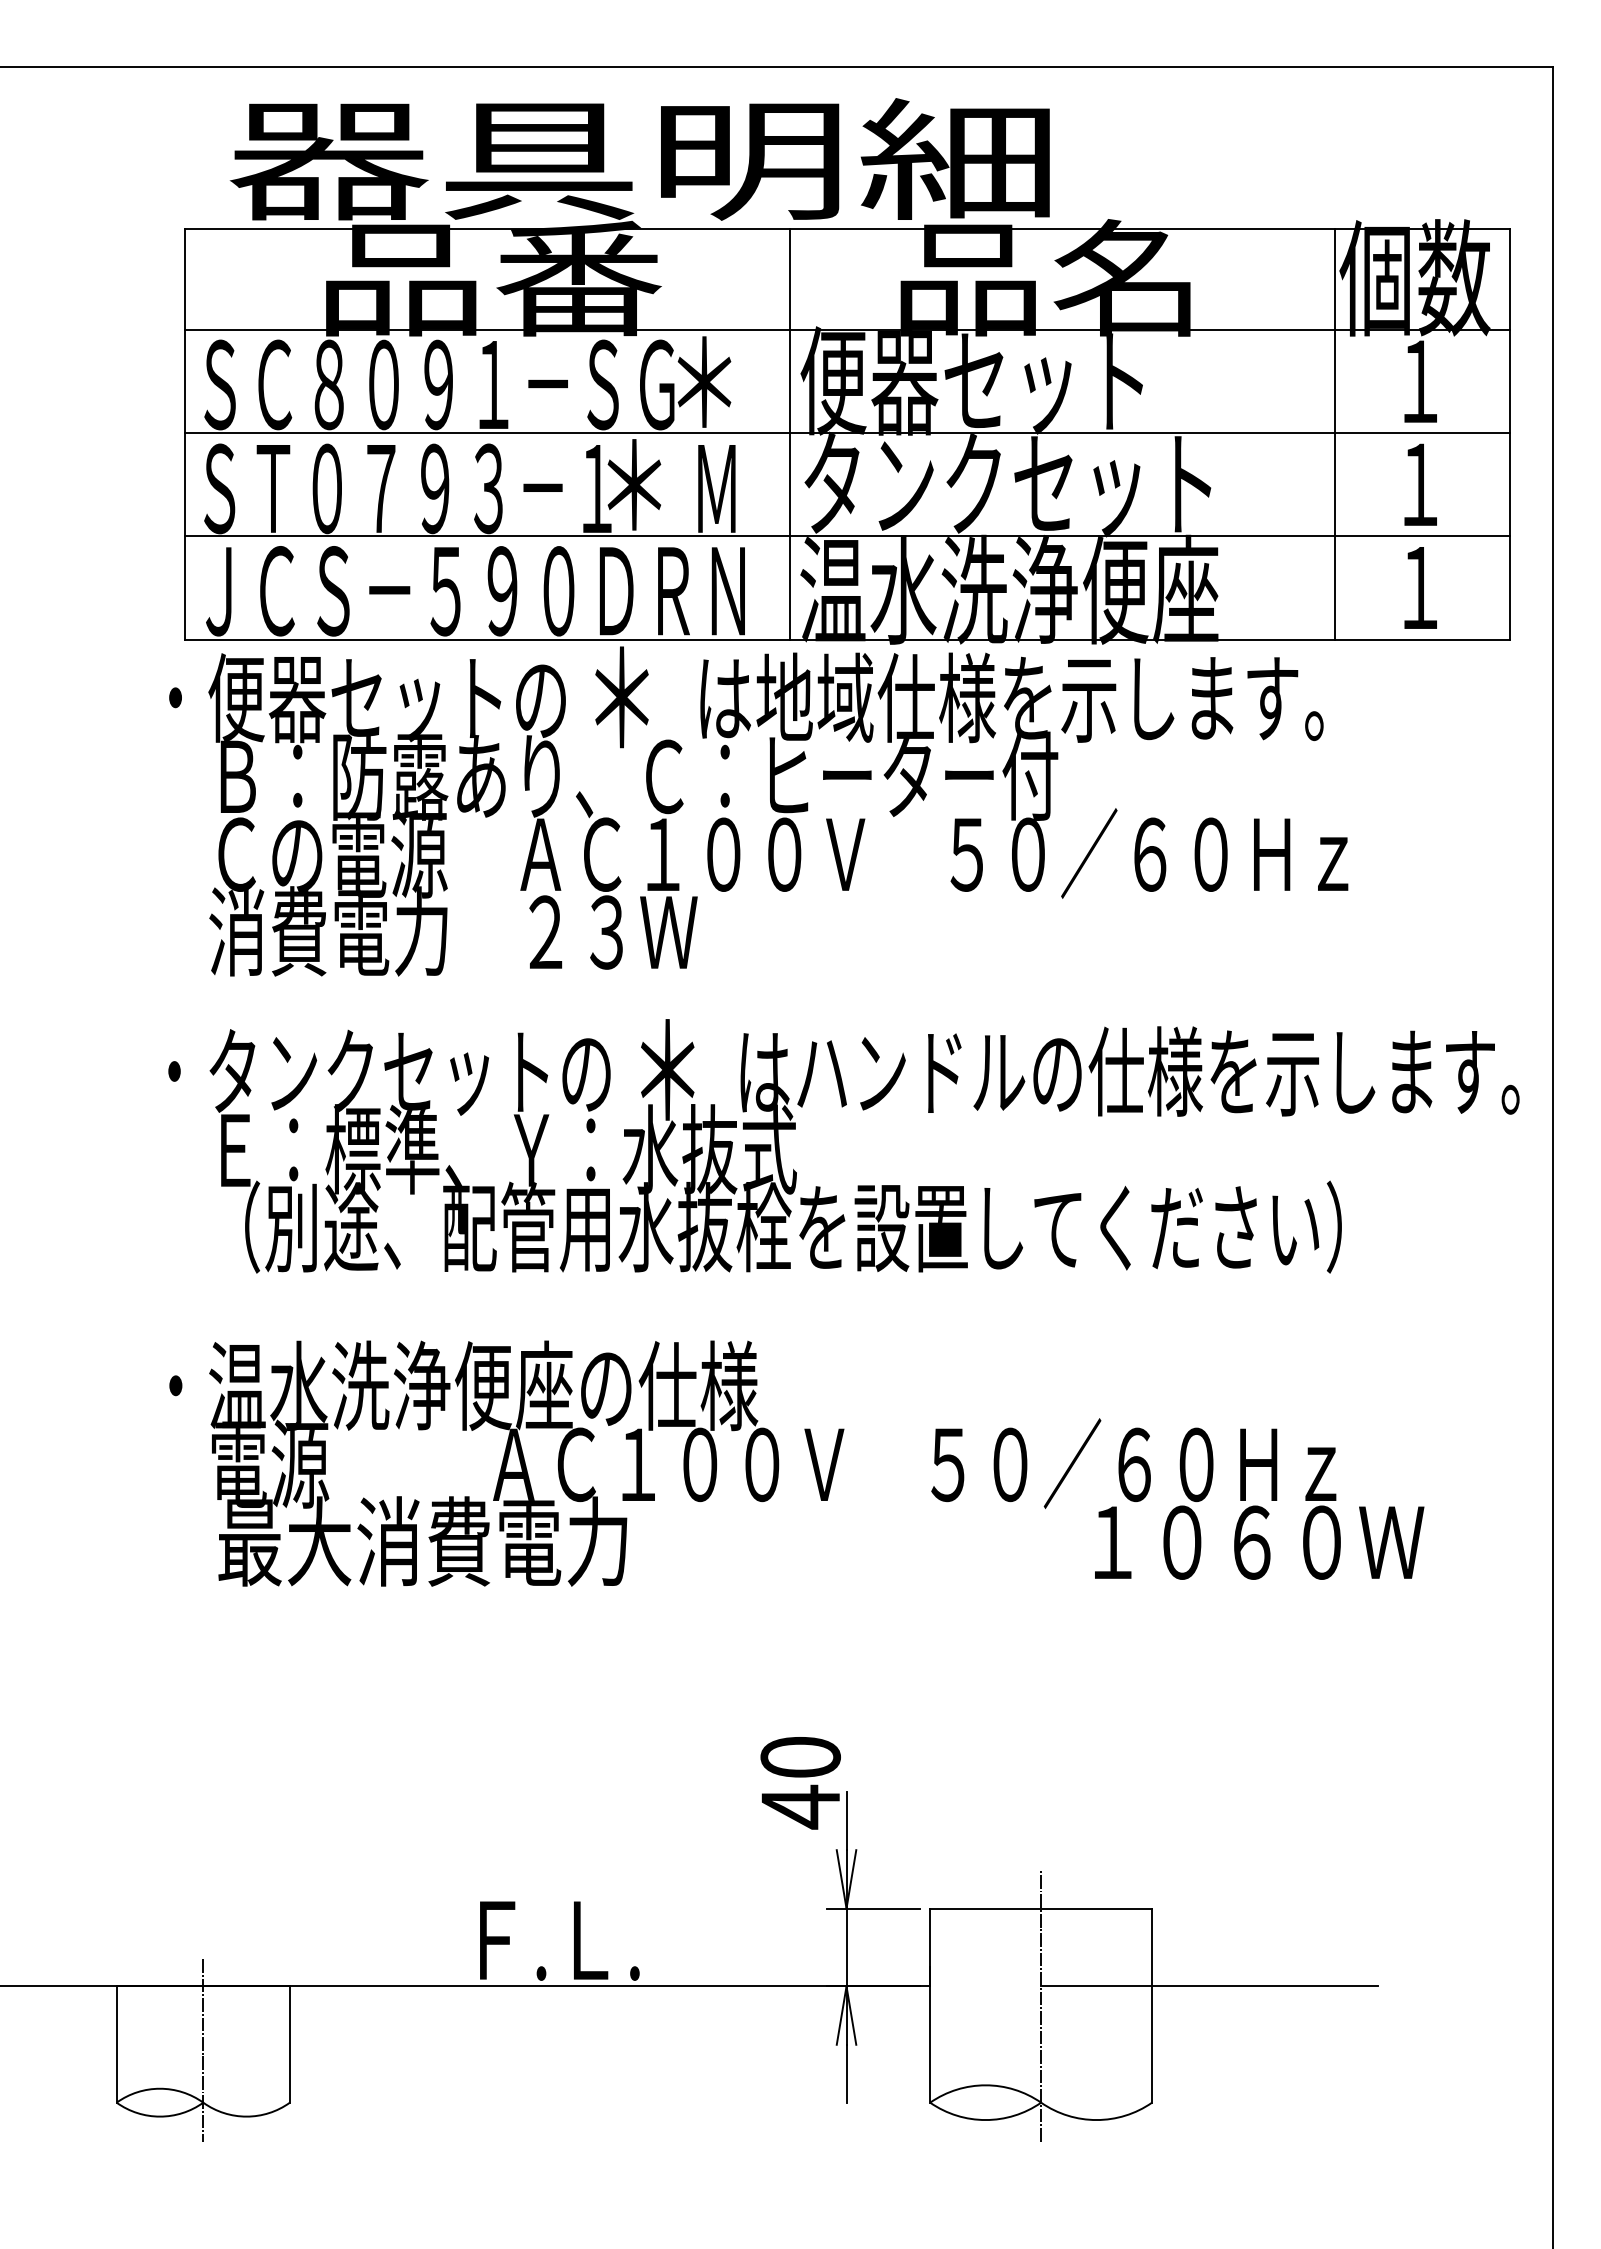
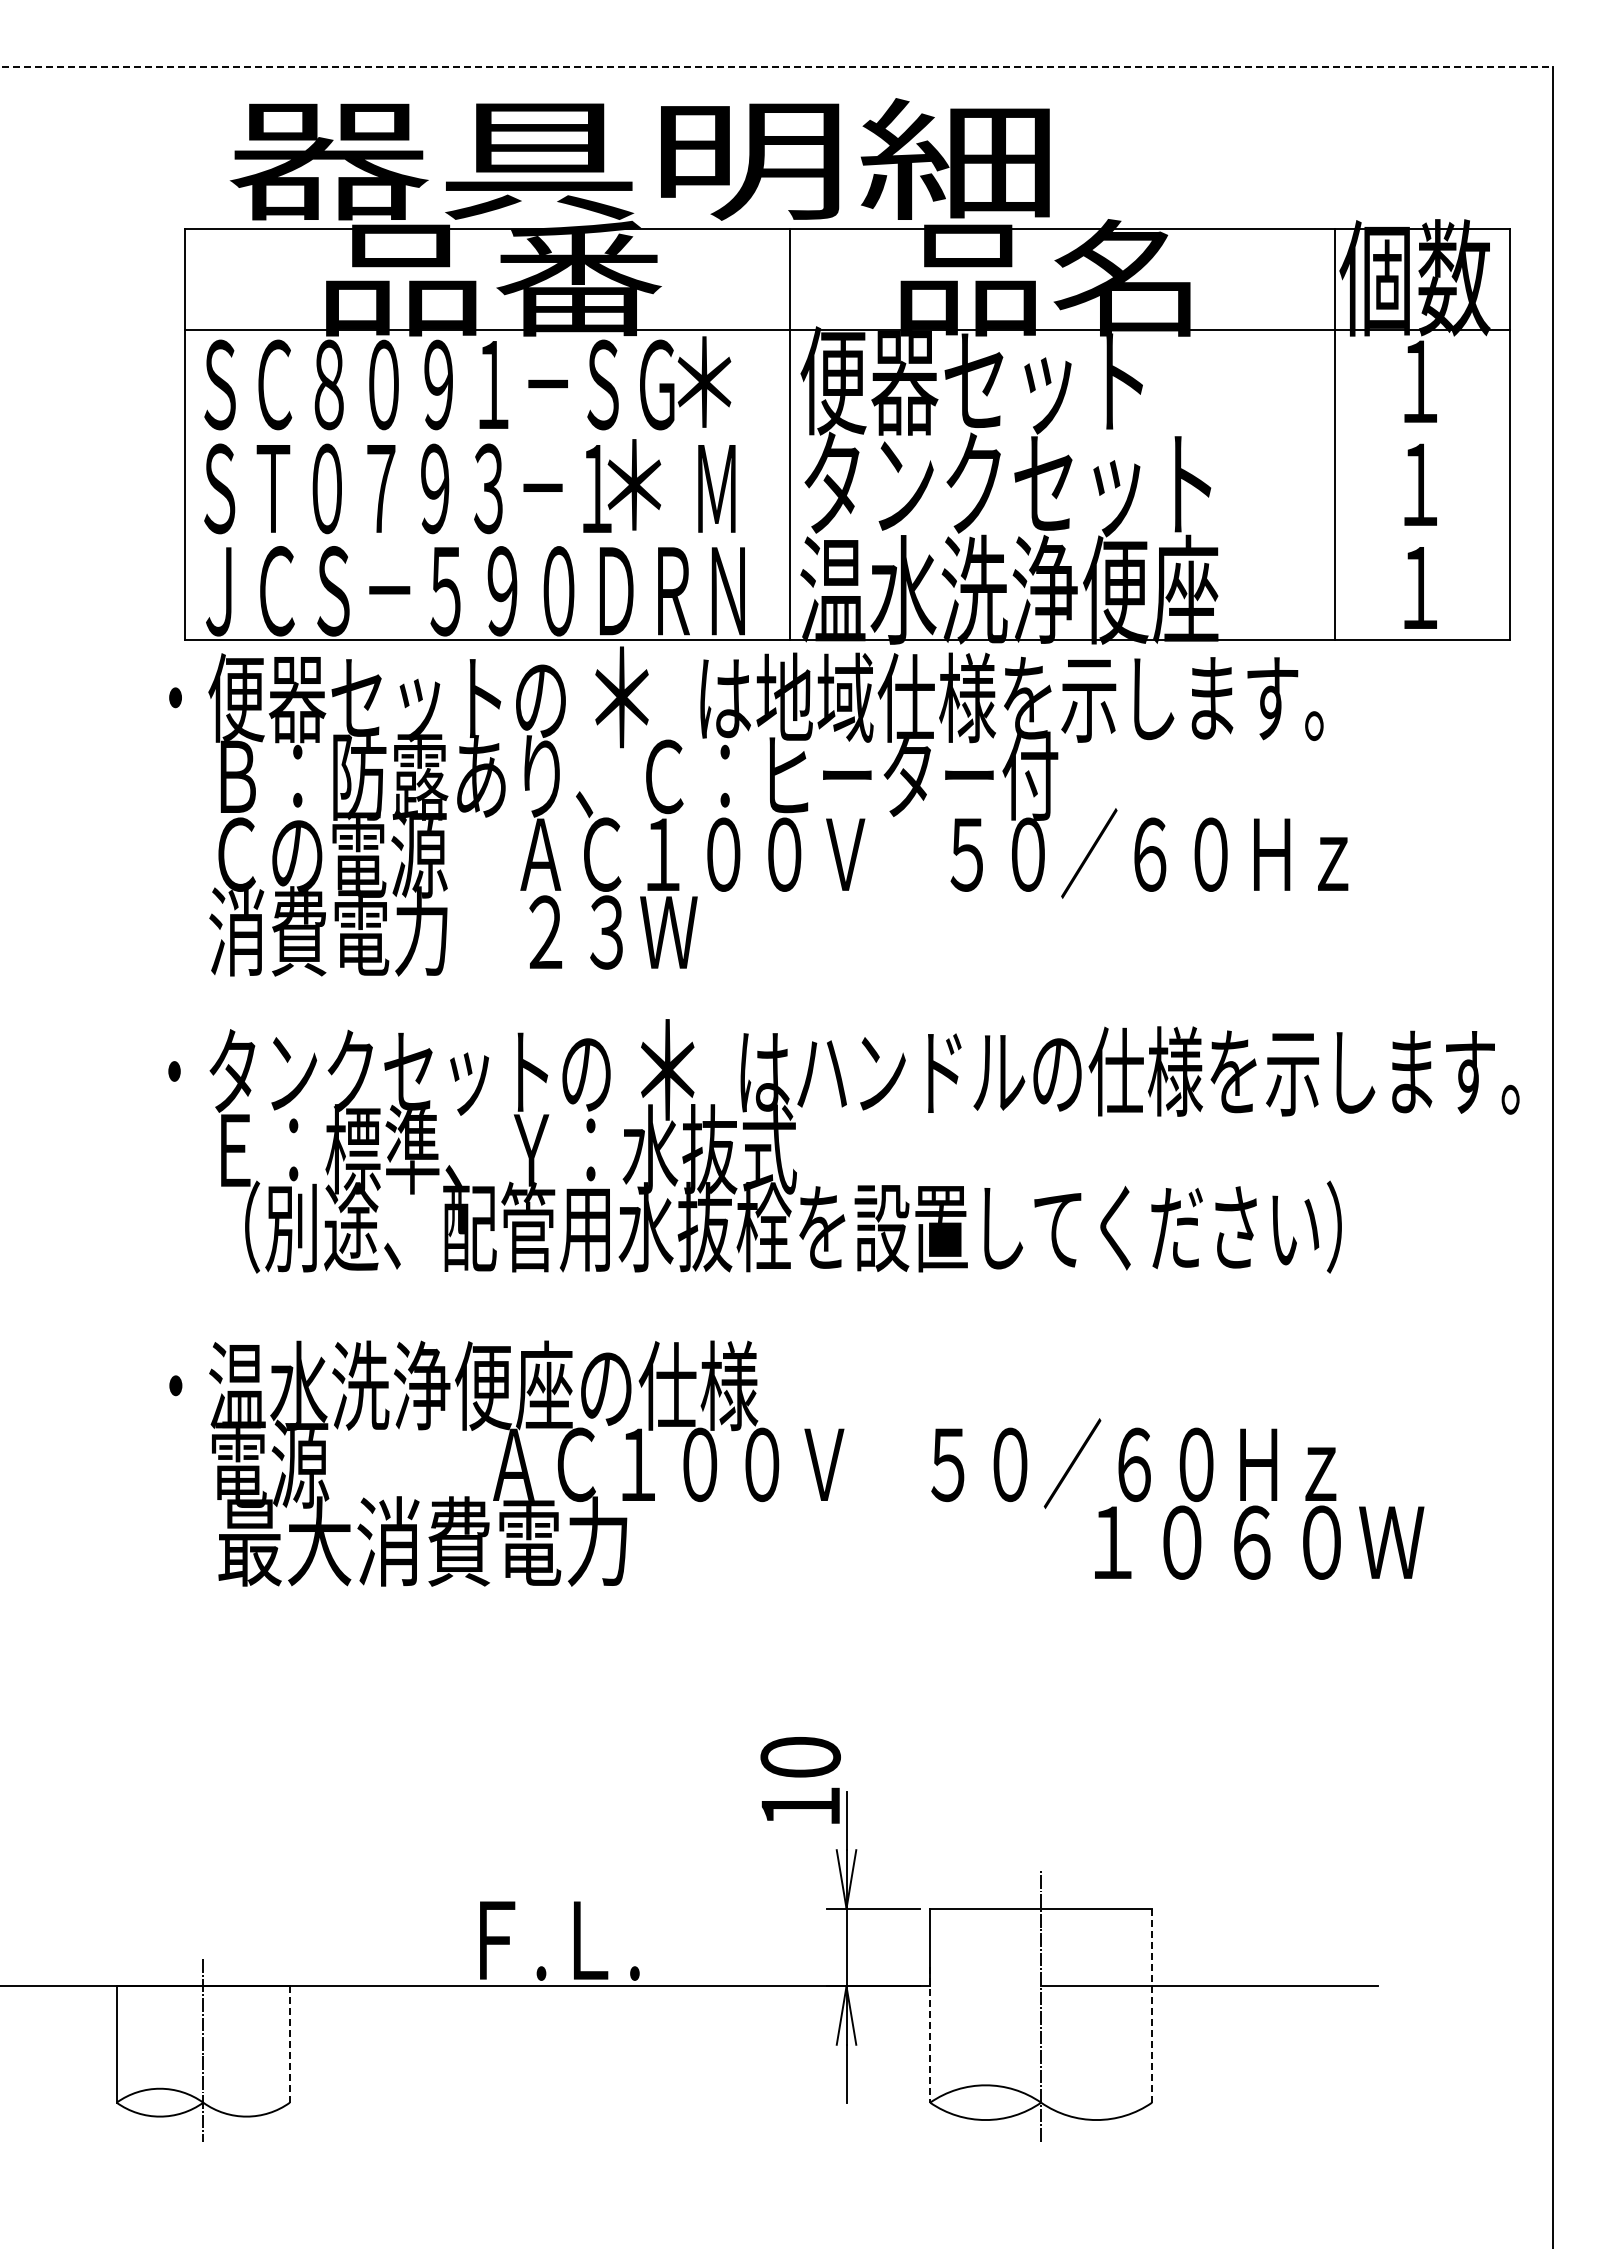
line: solid -> dashed (777, 67)
line: present -> none (847, 433)
line: present -> none (847, 536)
text: 40 -> 10 (800, 1806)
line: solid -> dashed (1152, 2006)
line: solid -> dashed (930, 2034)
line: solid -> dashed (289, 2045)
